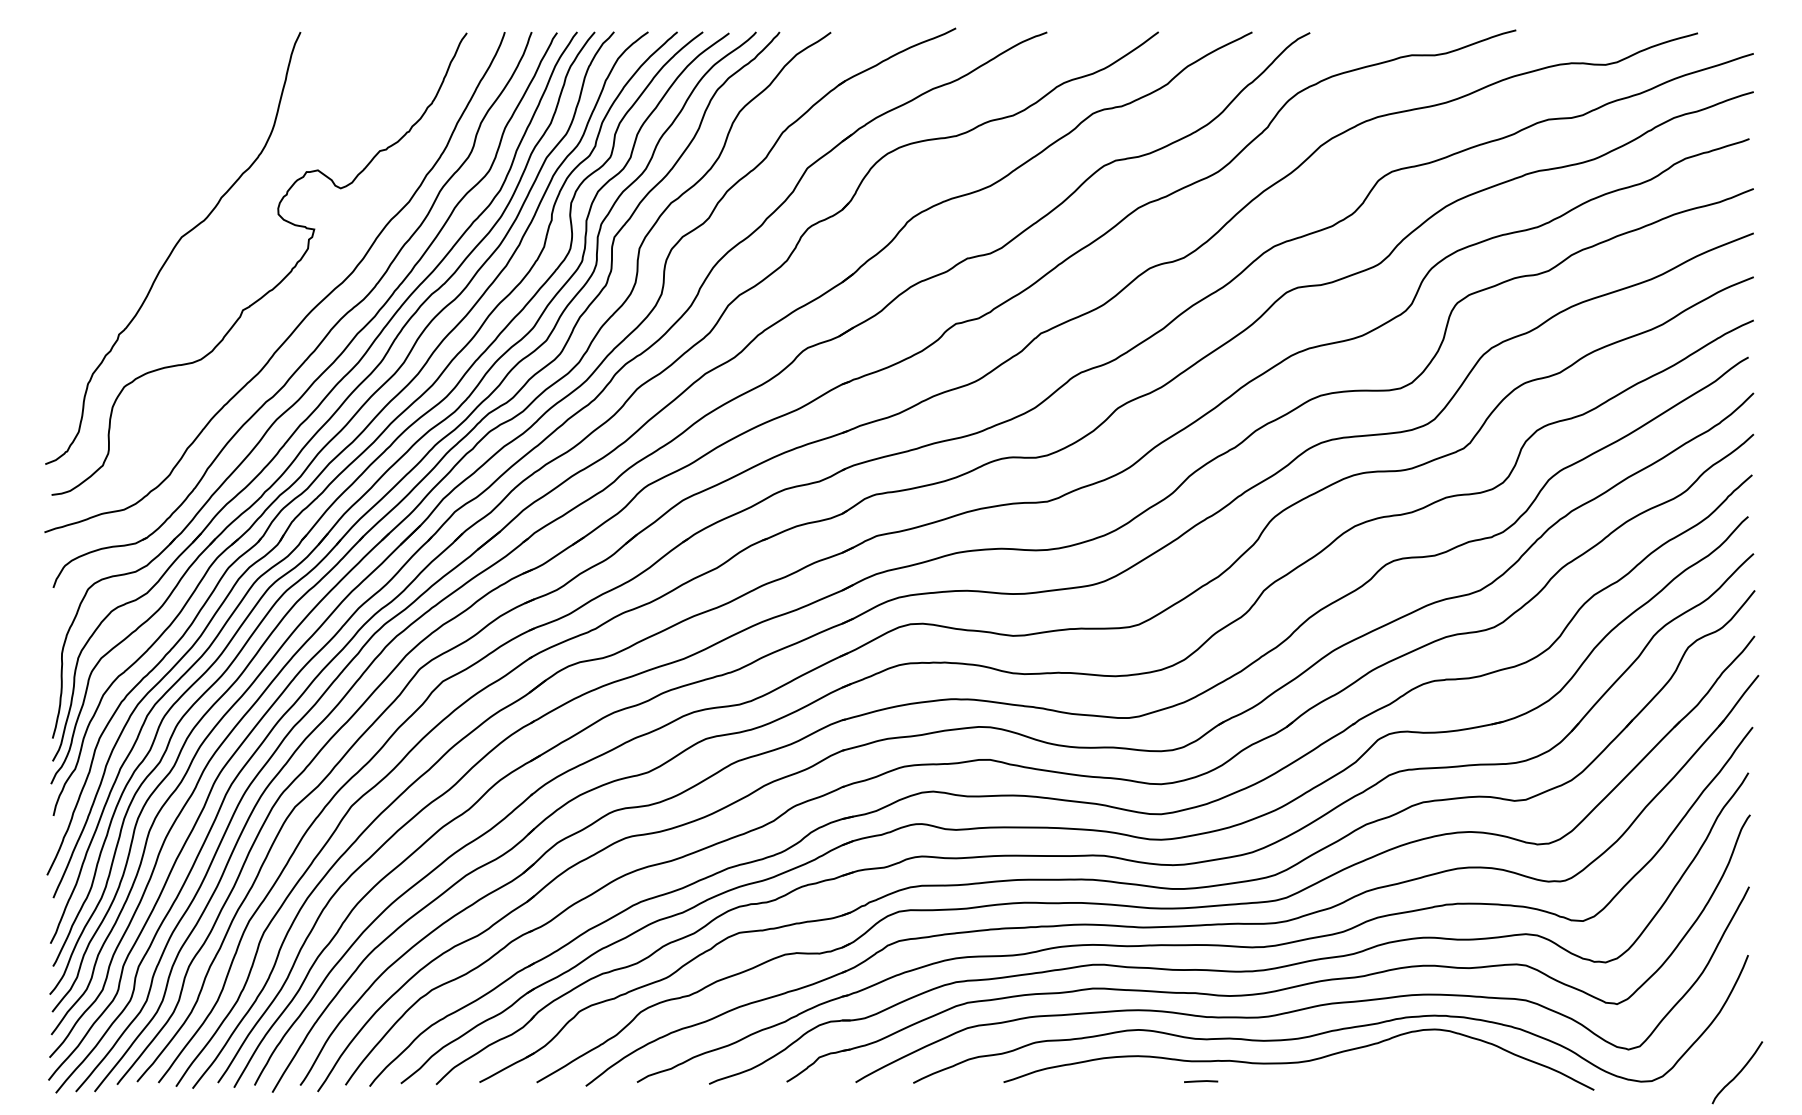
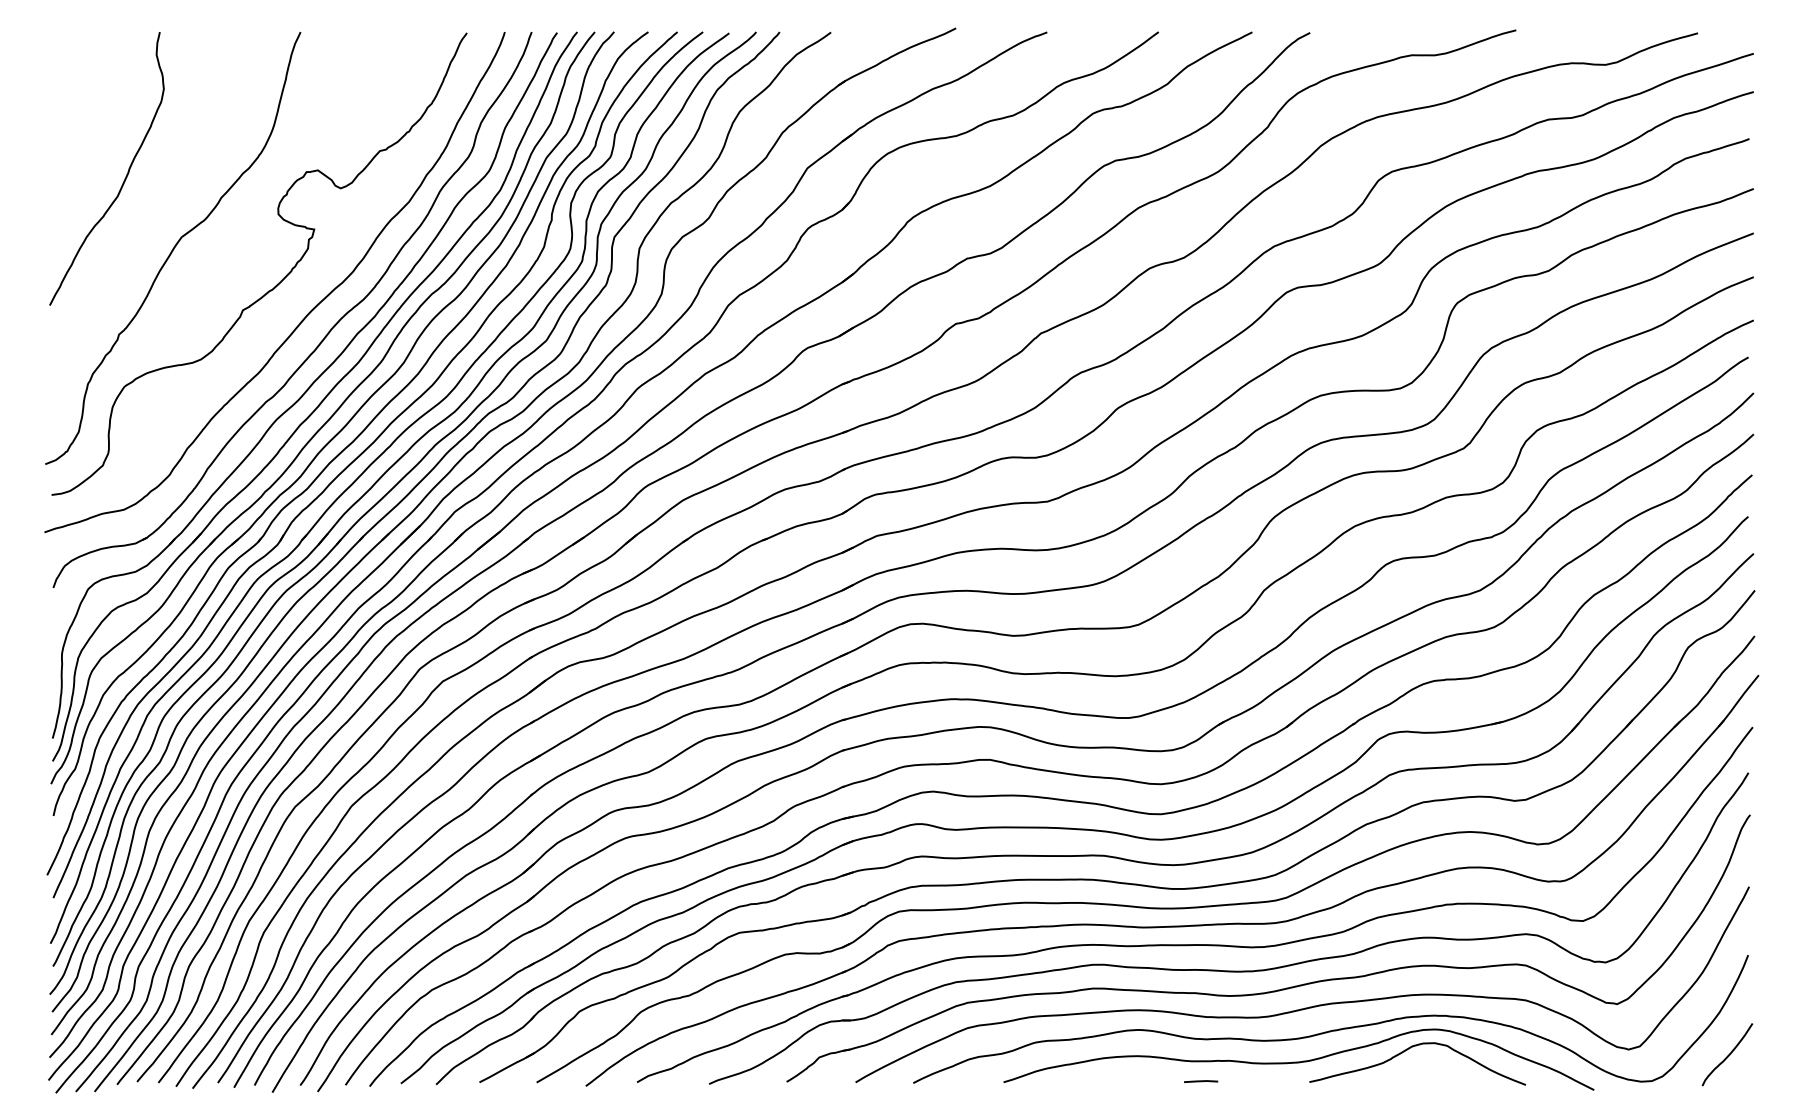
curve: none -> present (124, 178)
curve: none -> present (1409, 1049)
curve position: (1738, 1072) -> (1728, 1054) (1728, 1054)
